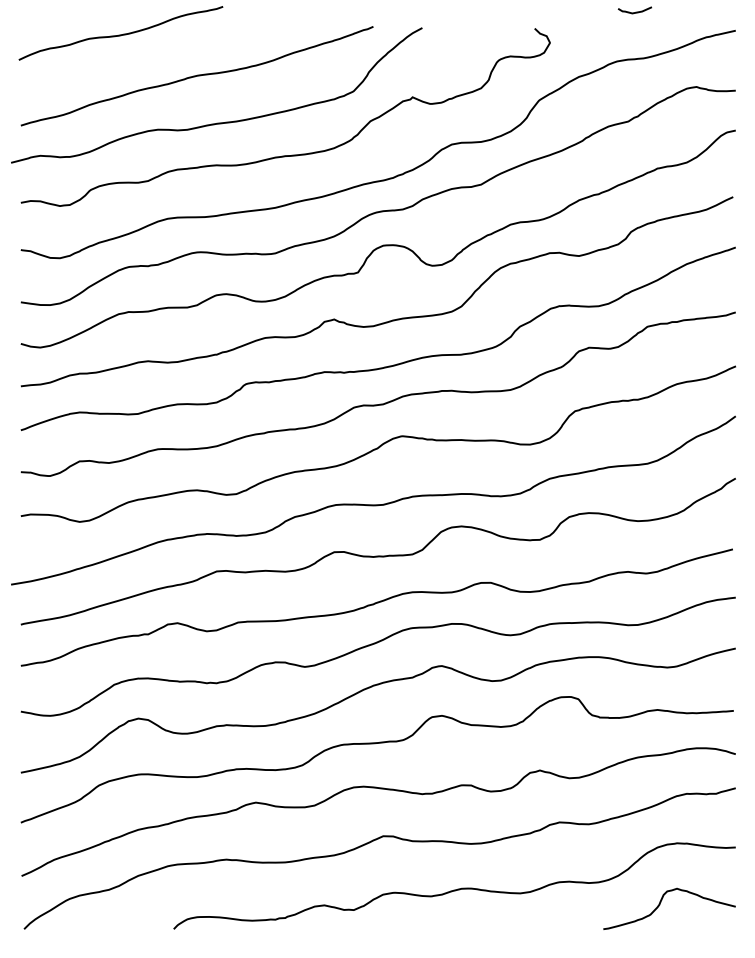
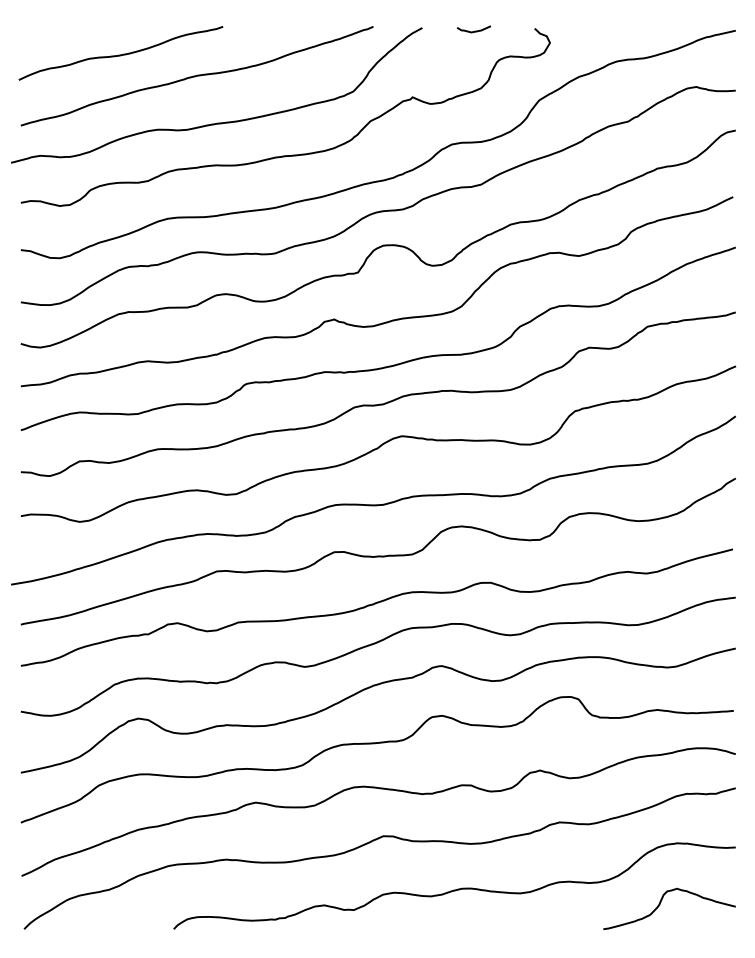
curve position: (635, 11) -> (474, 30) (474, 30)
curve position: (120, 34) -> (120, 54) (120, 54)
